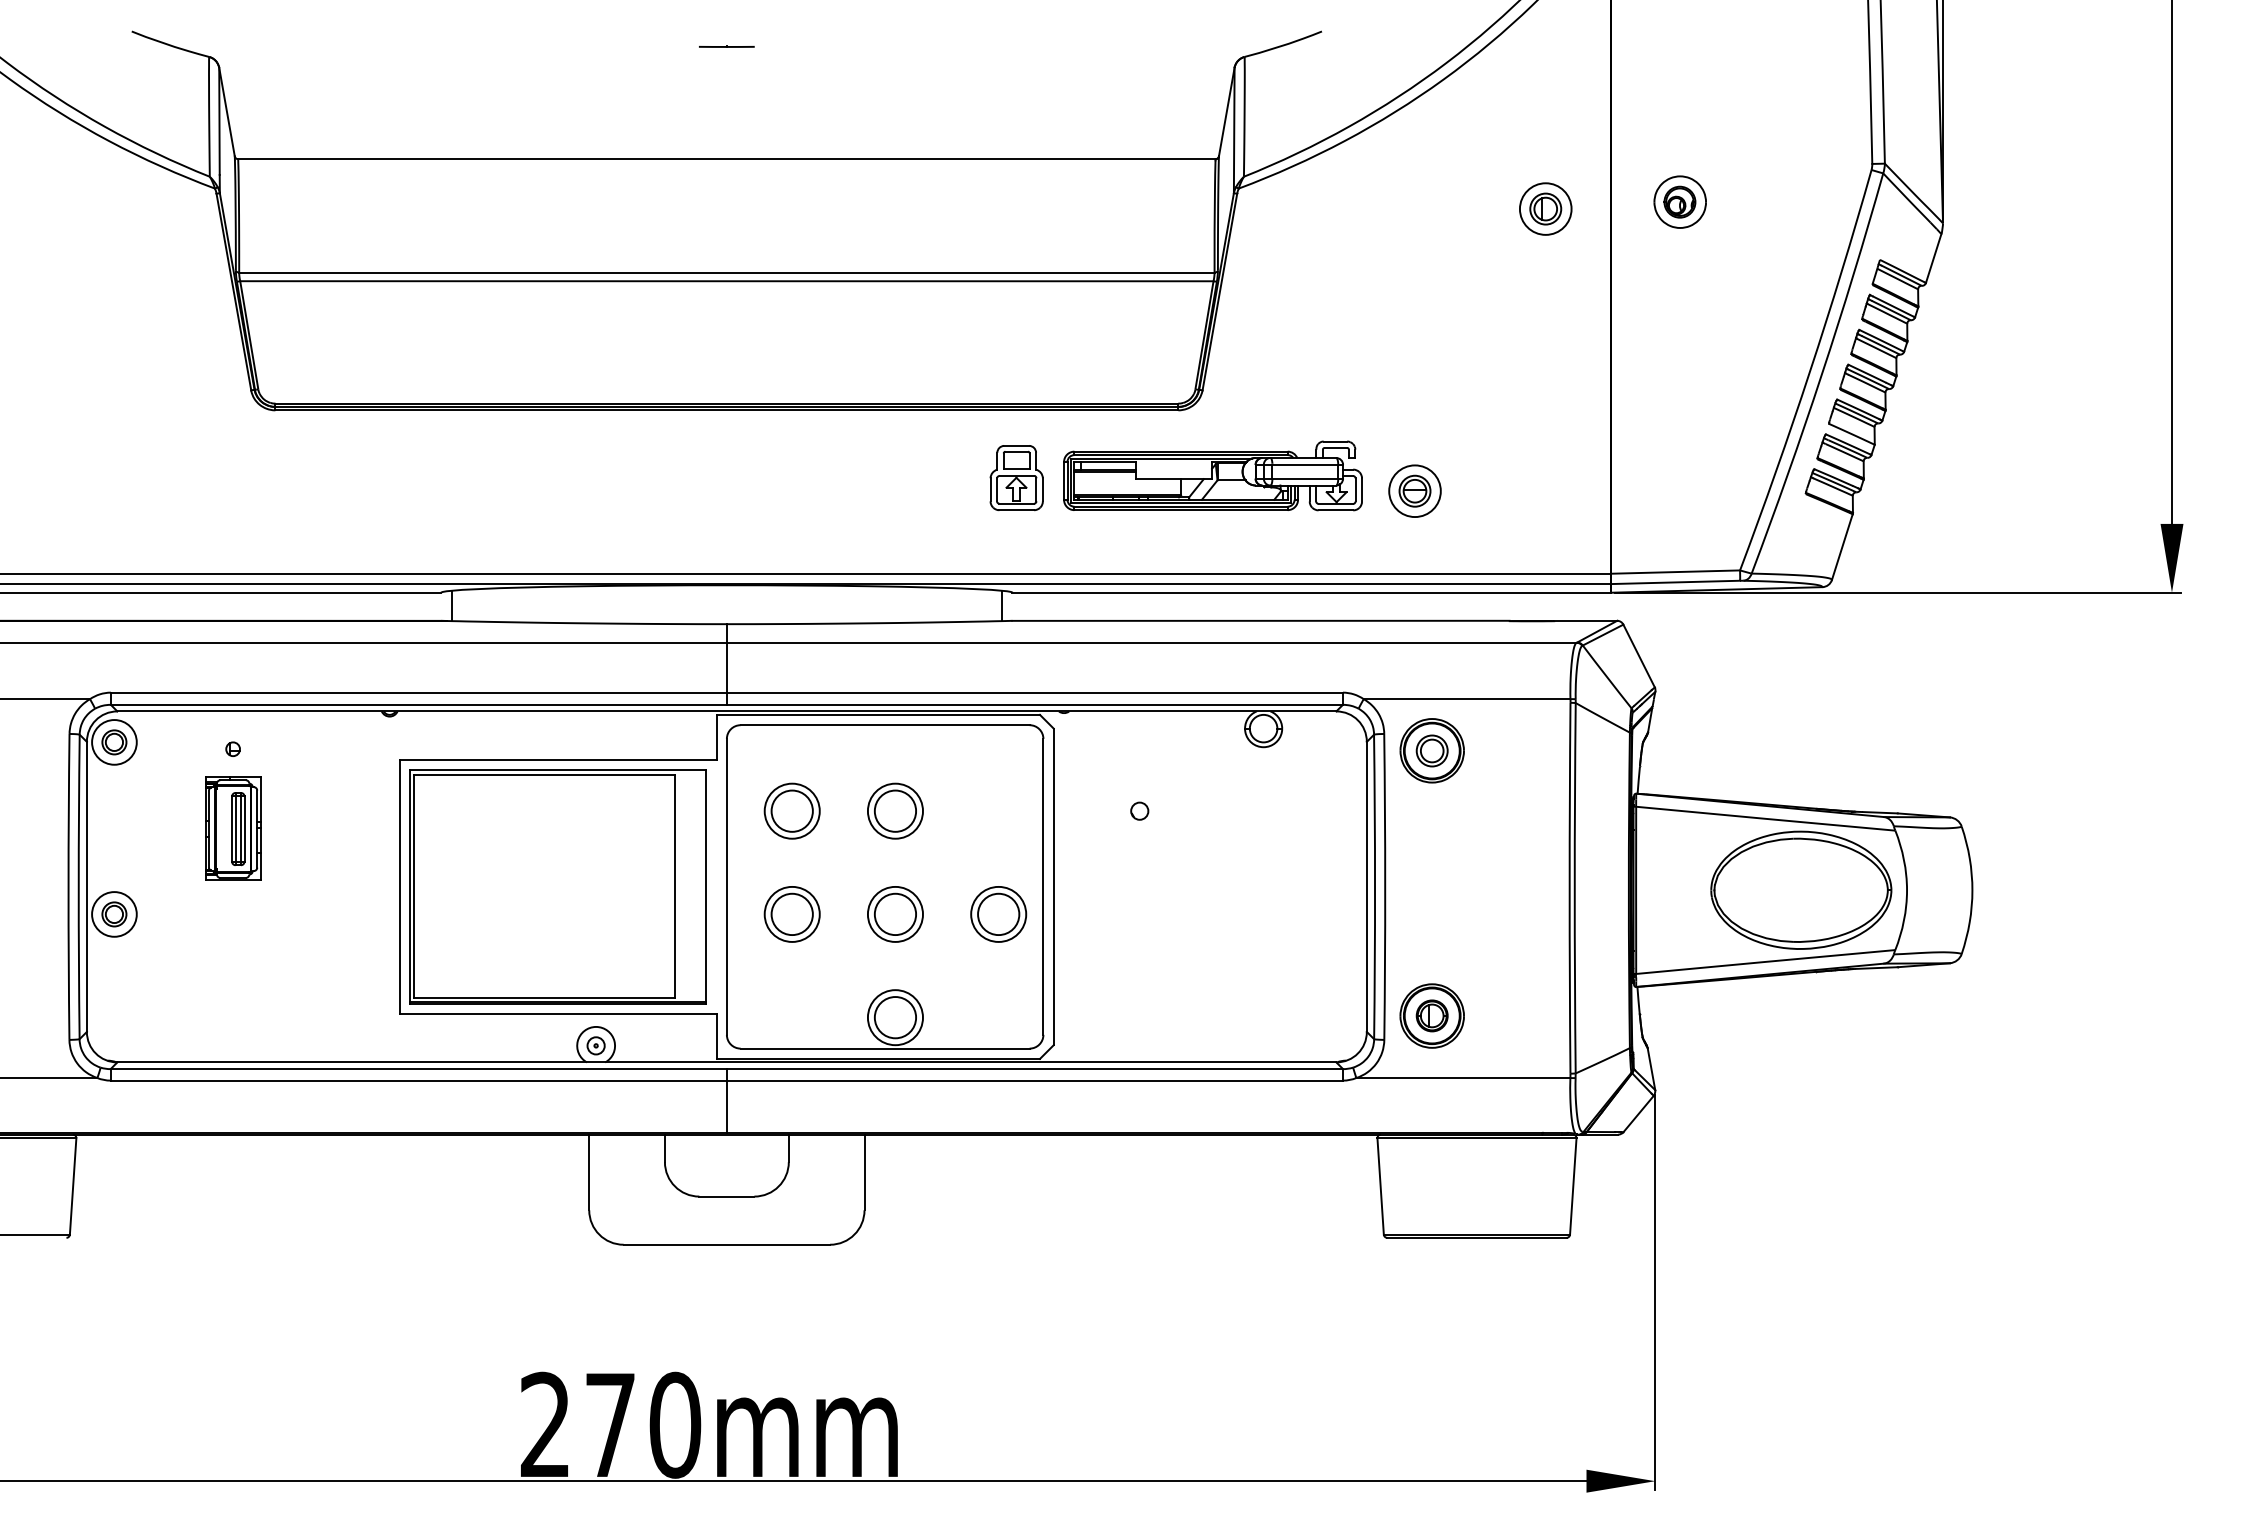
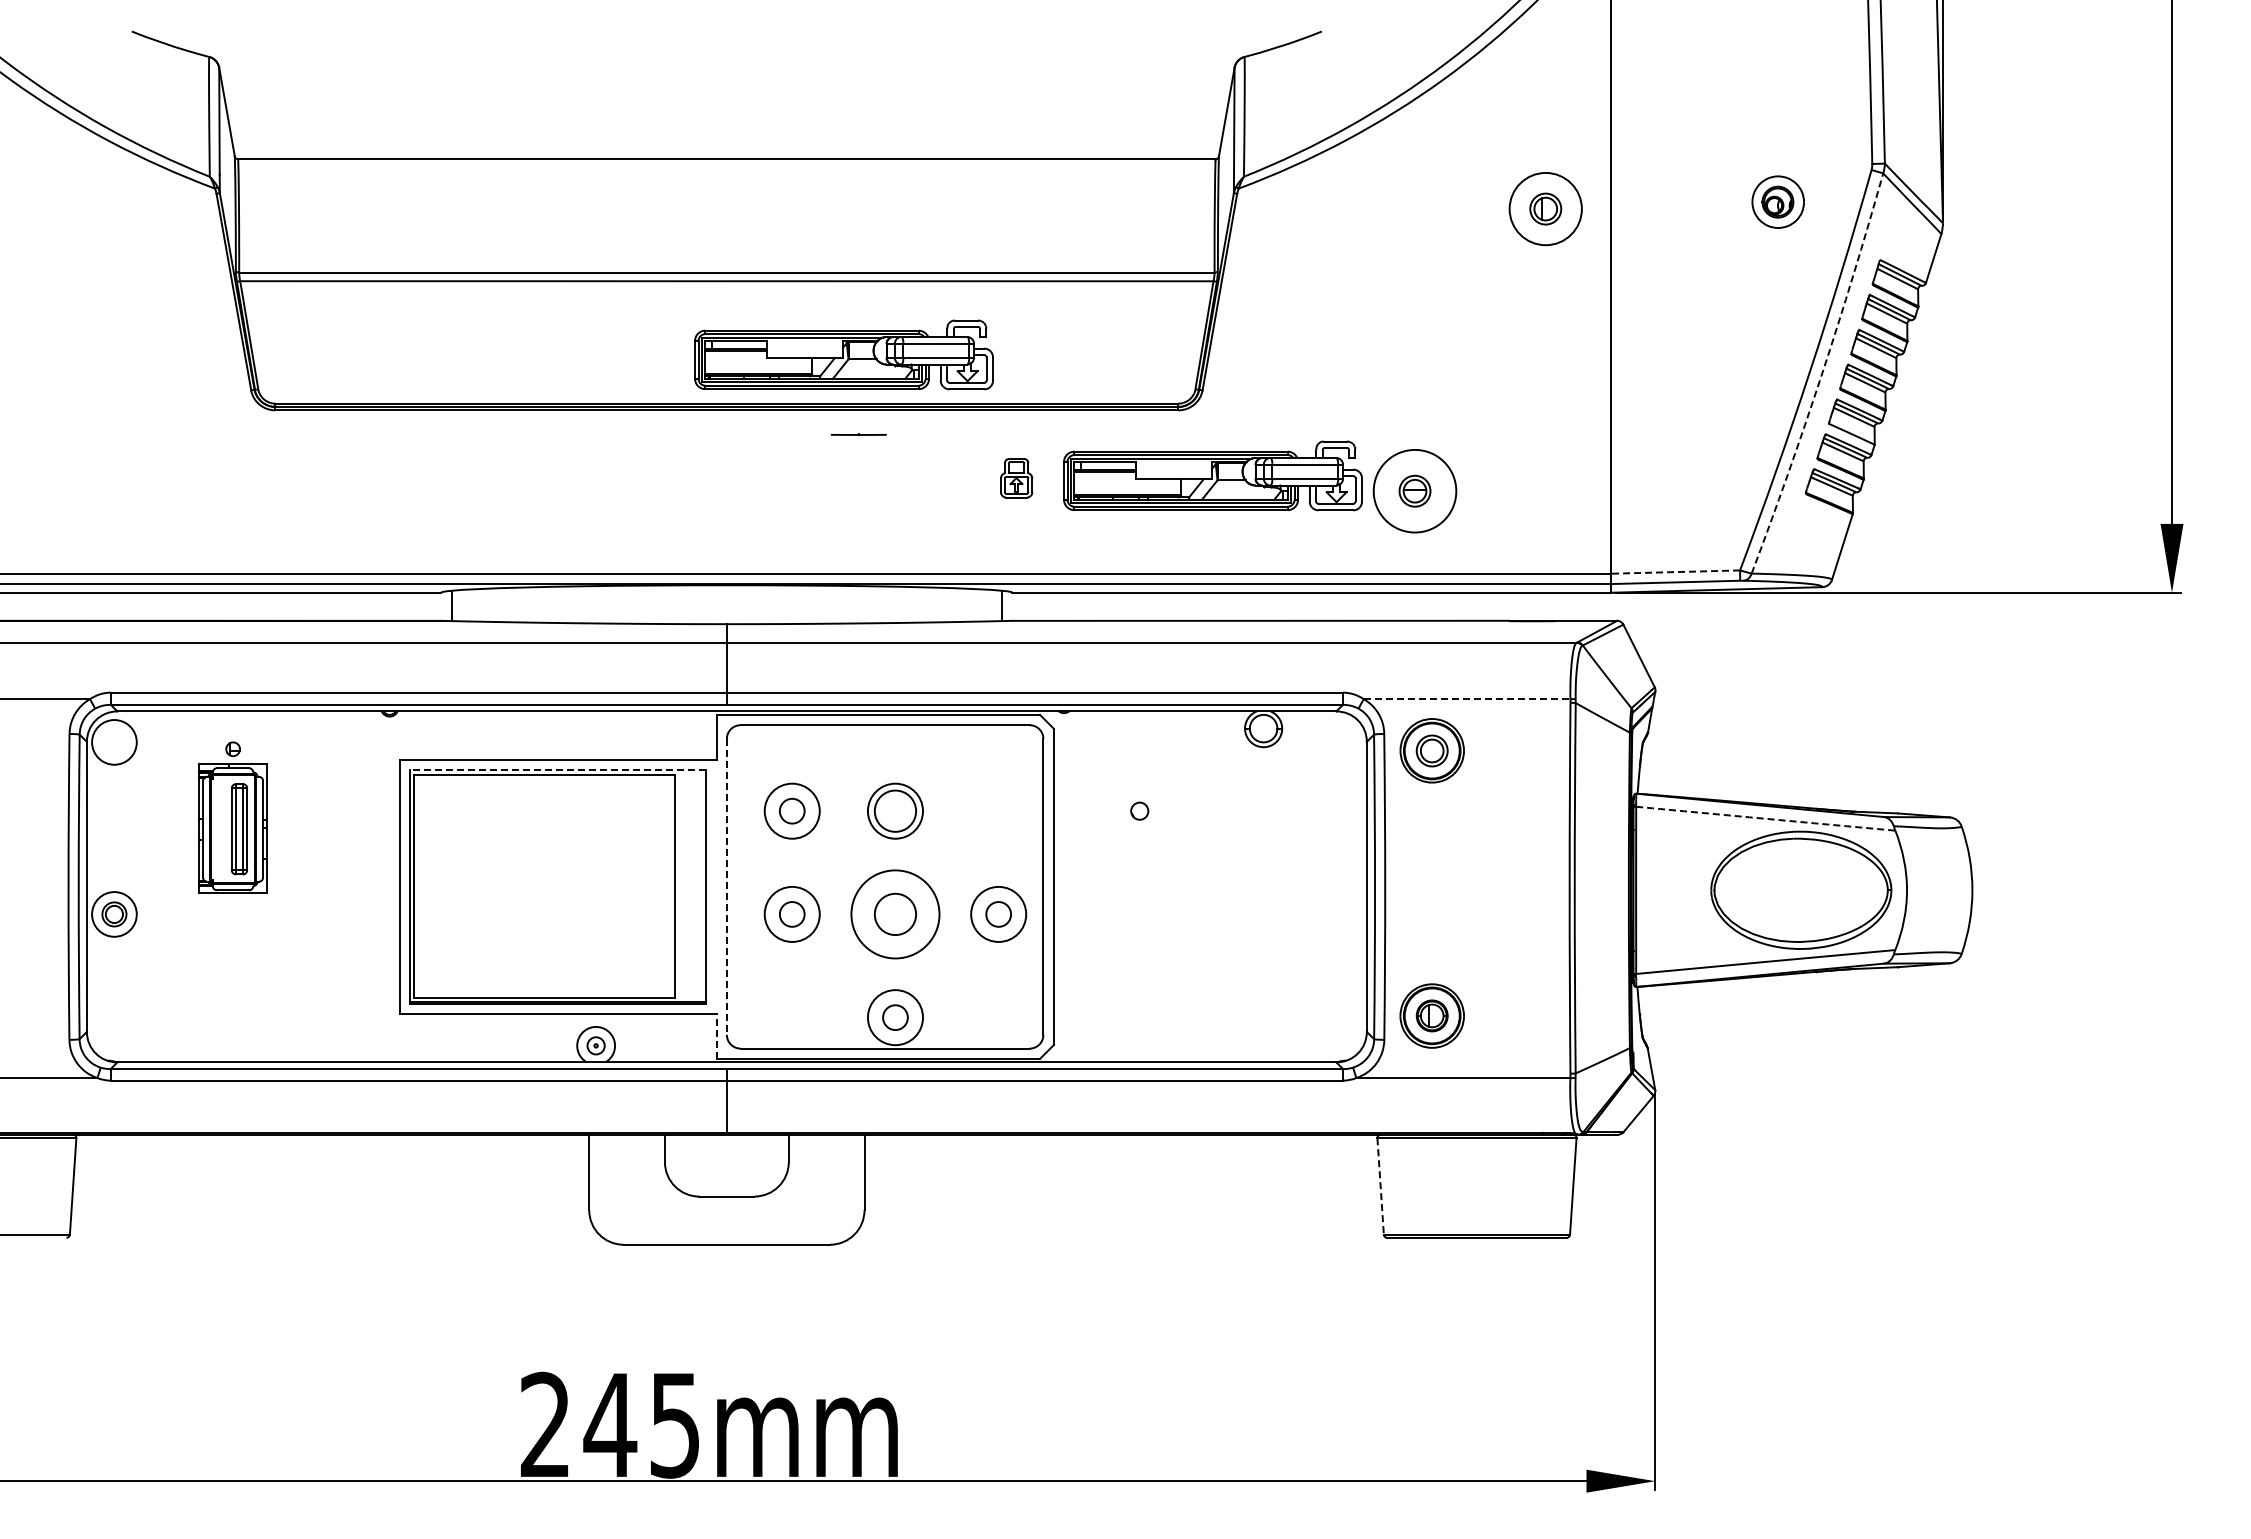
line position: (726, 46) -> (858, 434) (858, 434)
part position: (1679, 201) -> (1777, 201) (1777, 201)
circle diameter: 52 px -> 72 px (1545, 208)
part: none -> present (843, 354)
arc: solid -> dashed (1821, 374)
part size: 55x67 px -> 34x41 px (1016, 478)
circle diameter: 52 px -> 83 px (1414, 490)
line: solid -> dashed (1675, 572)
line: solid -> dashed (1467, 699)
part: present -> none (114, 742)
line: solid -> dashed (558, 769)
circle diameter: 41 px -> 25 px (791, 810)
arc: solid -> dashed (1765, 818)
part size: 57x105 px -> 70x131 px (232, 828)
line: solid -> dashed (726, 886)
circle diameter: 55 px -> 88 px (895, 914)
circle diameter: 41 px -> 25 px (791, 914)
circle diameter: 41 px -> 25 px (998, 914)
circle diameter: 41 px -> 25 px (895, 1017)
line: solid -> dashed (716, 1036)
line: solid -> dashed (1380, 1186)
text: 270mm -> 245mm (642, 1424)
